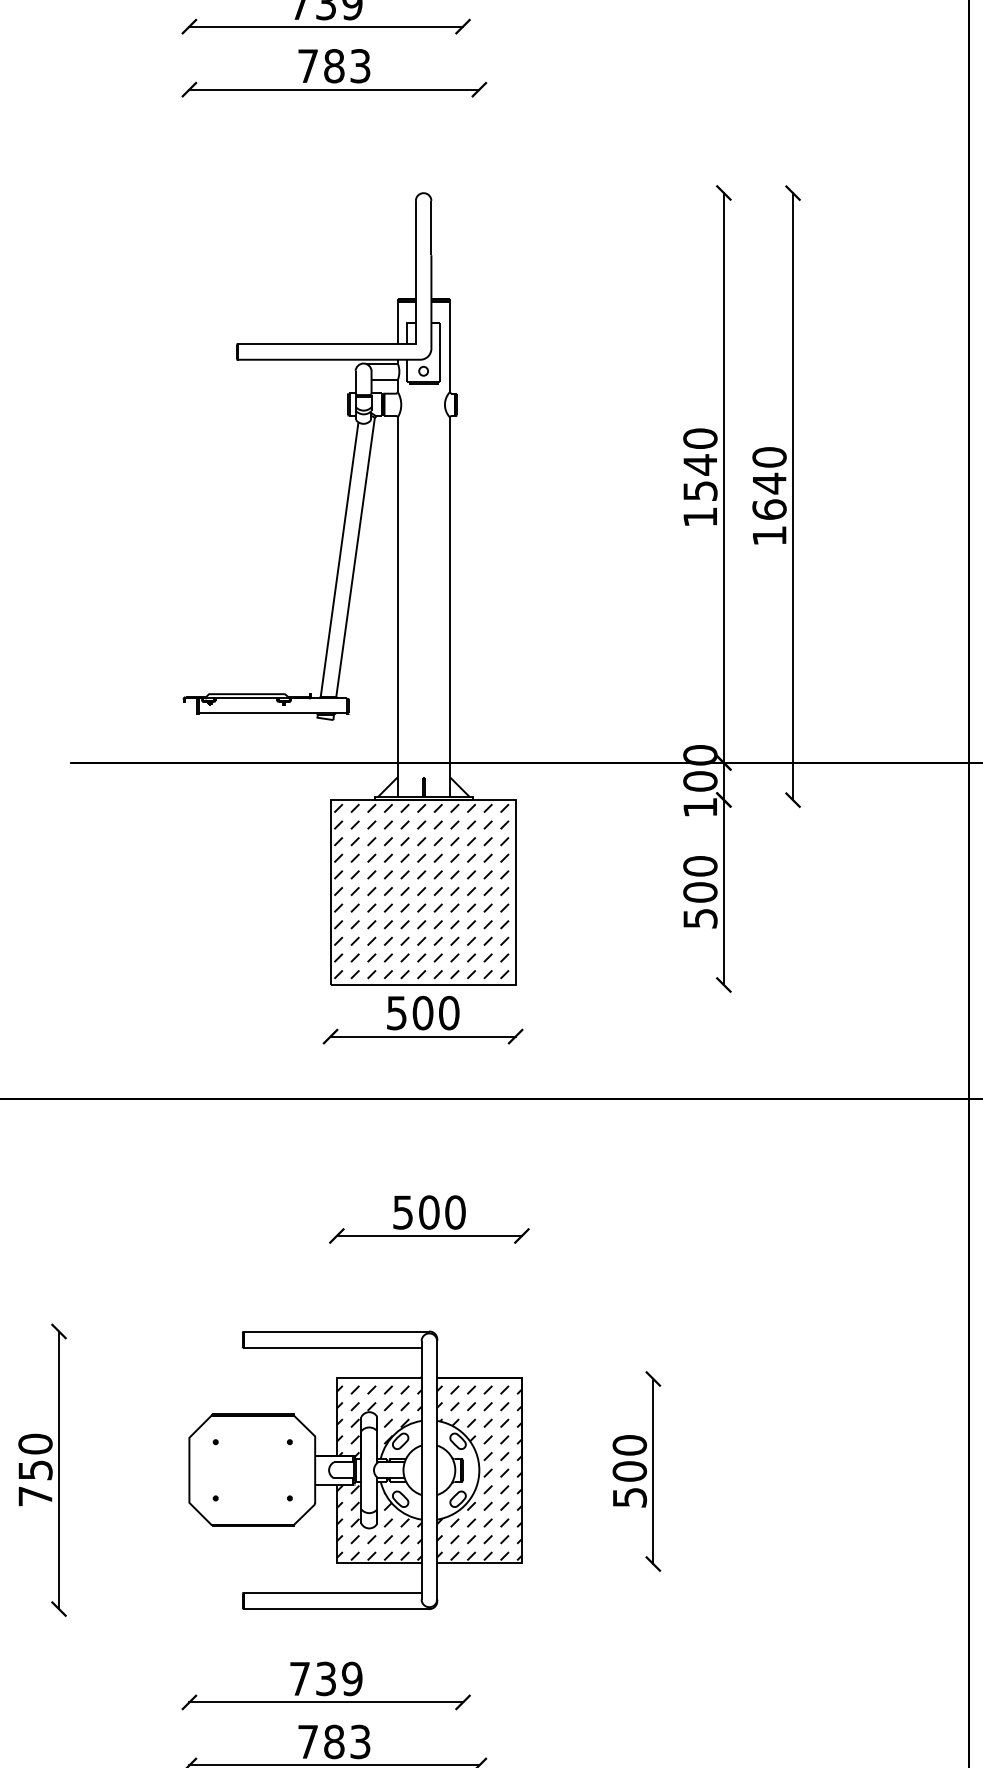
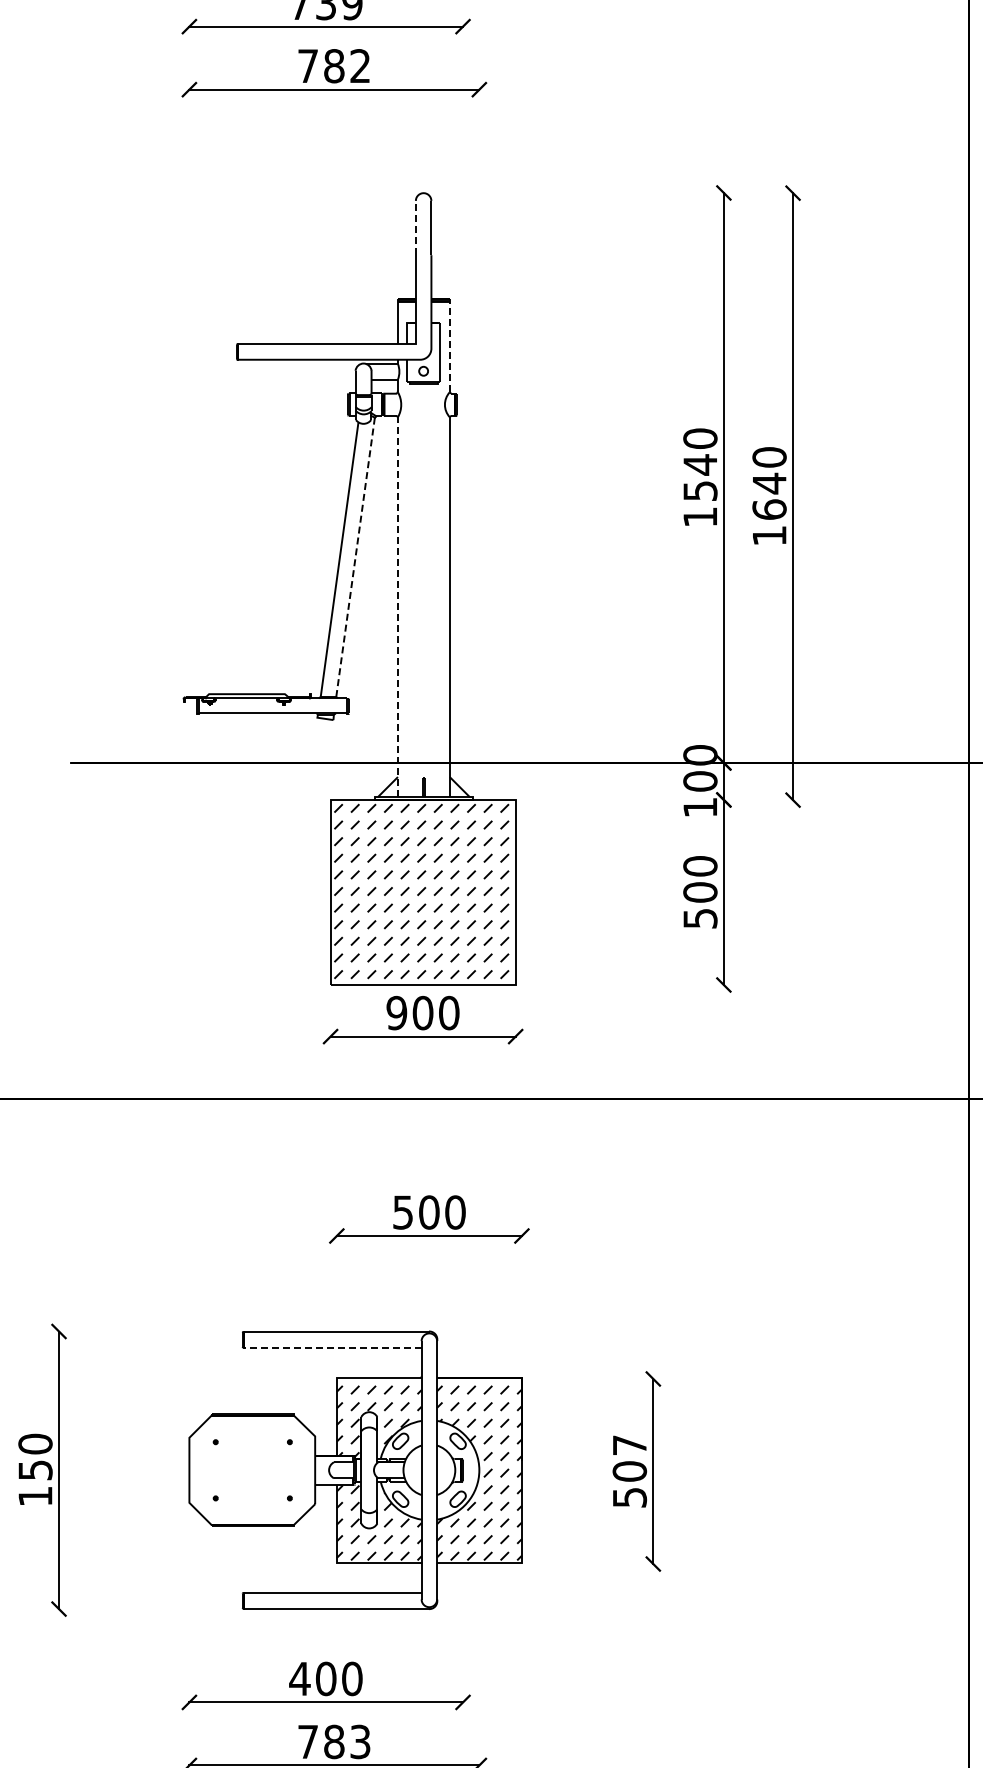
text: 783 -> 782 (360, 66)
line: solid -> dashed (415, 227)
line: solid -> dashed (449, 346)
line: solid -> dashed (355, 557)
line: solid -> dashed (397, 606)
text: 500 -> 900 (396, 1012)
line: solid -> dashed (332, 1347)
text: 500 -> 507 (629, 1445)
text: 750 -> 150 (35, 1496)
text: 739 -> 400 (325, 1678)
